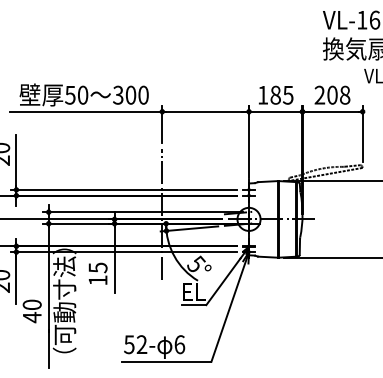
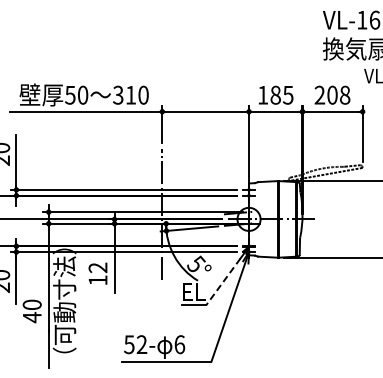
text: 300 -> 310 (130, 94)
text: 15 -> 12 (97, 267)
line: solid -> dashed (223, 281)
